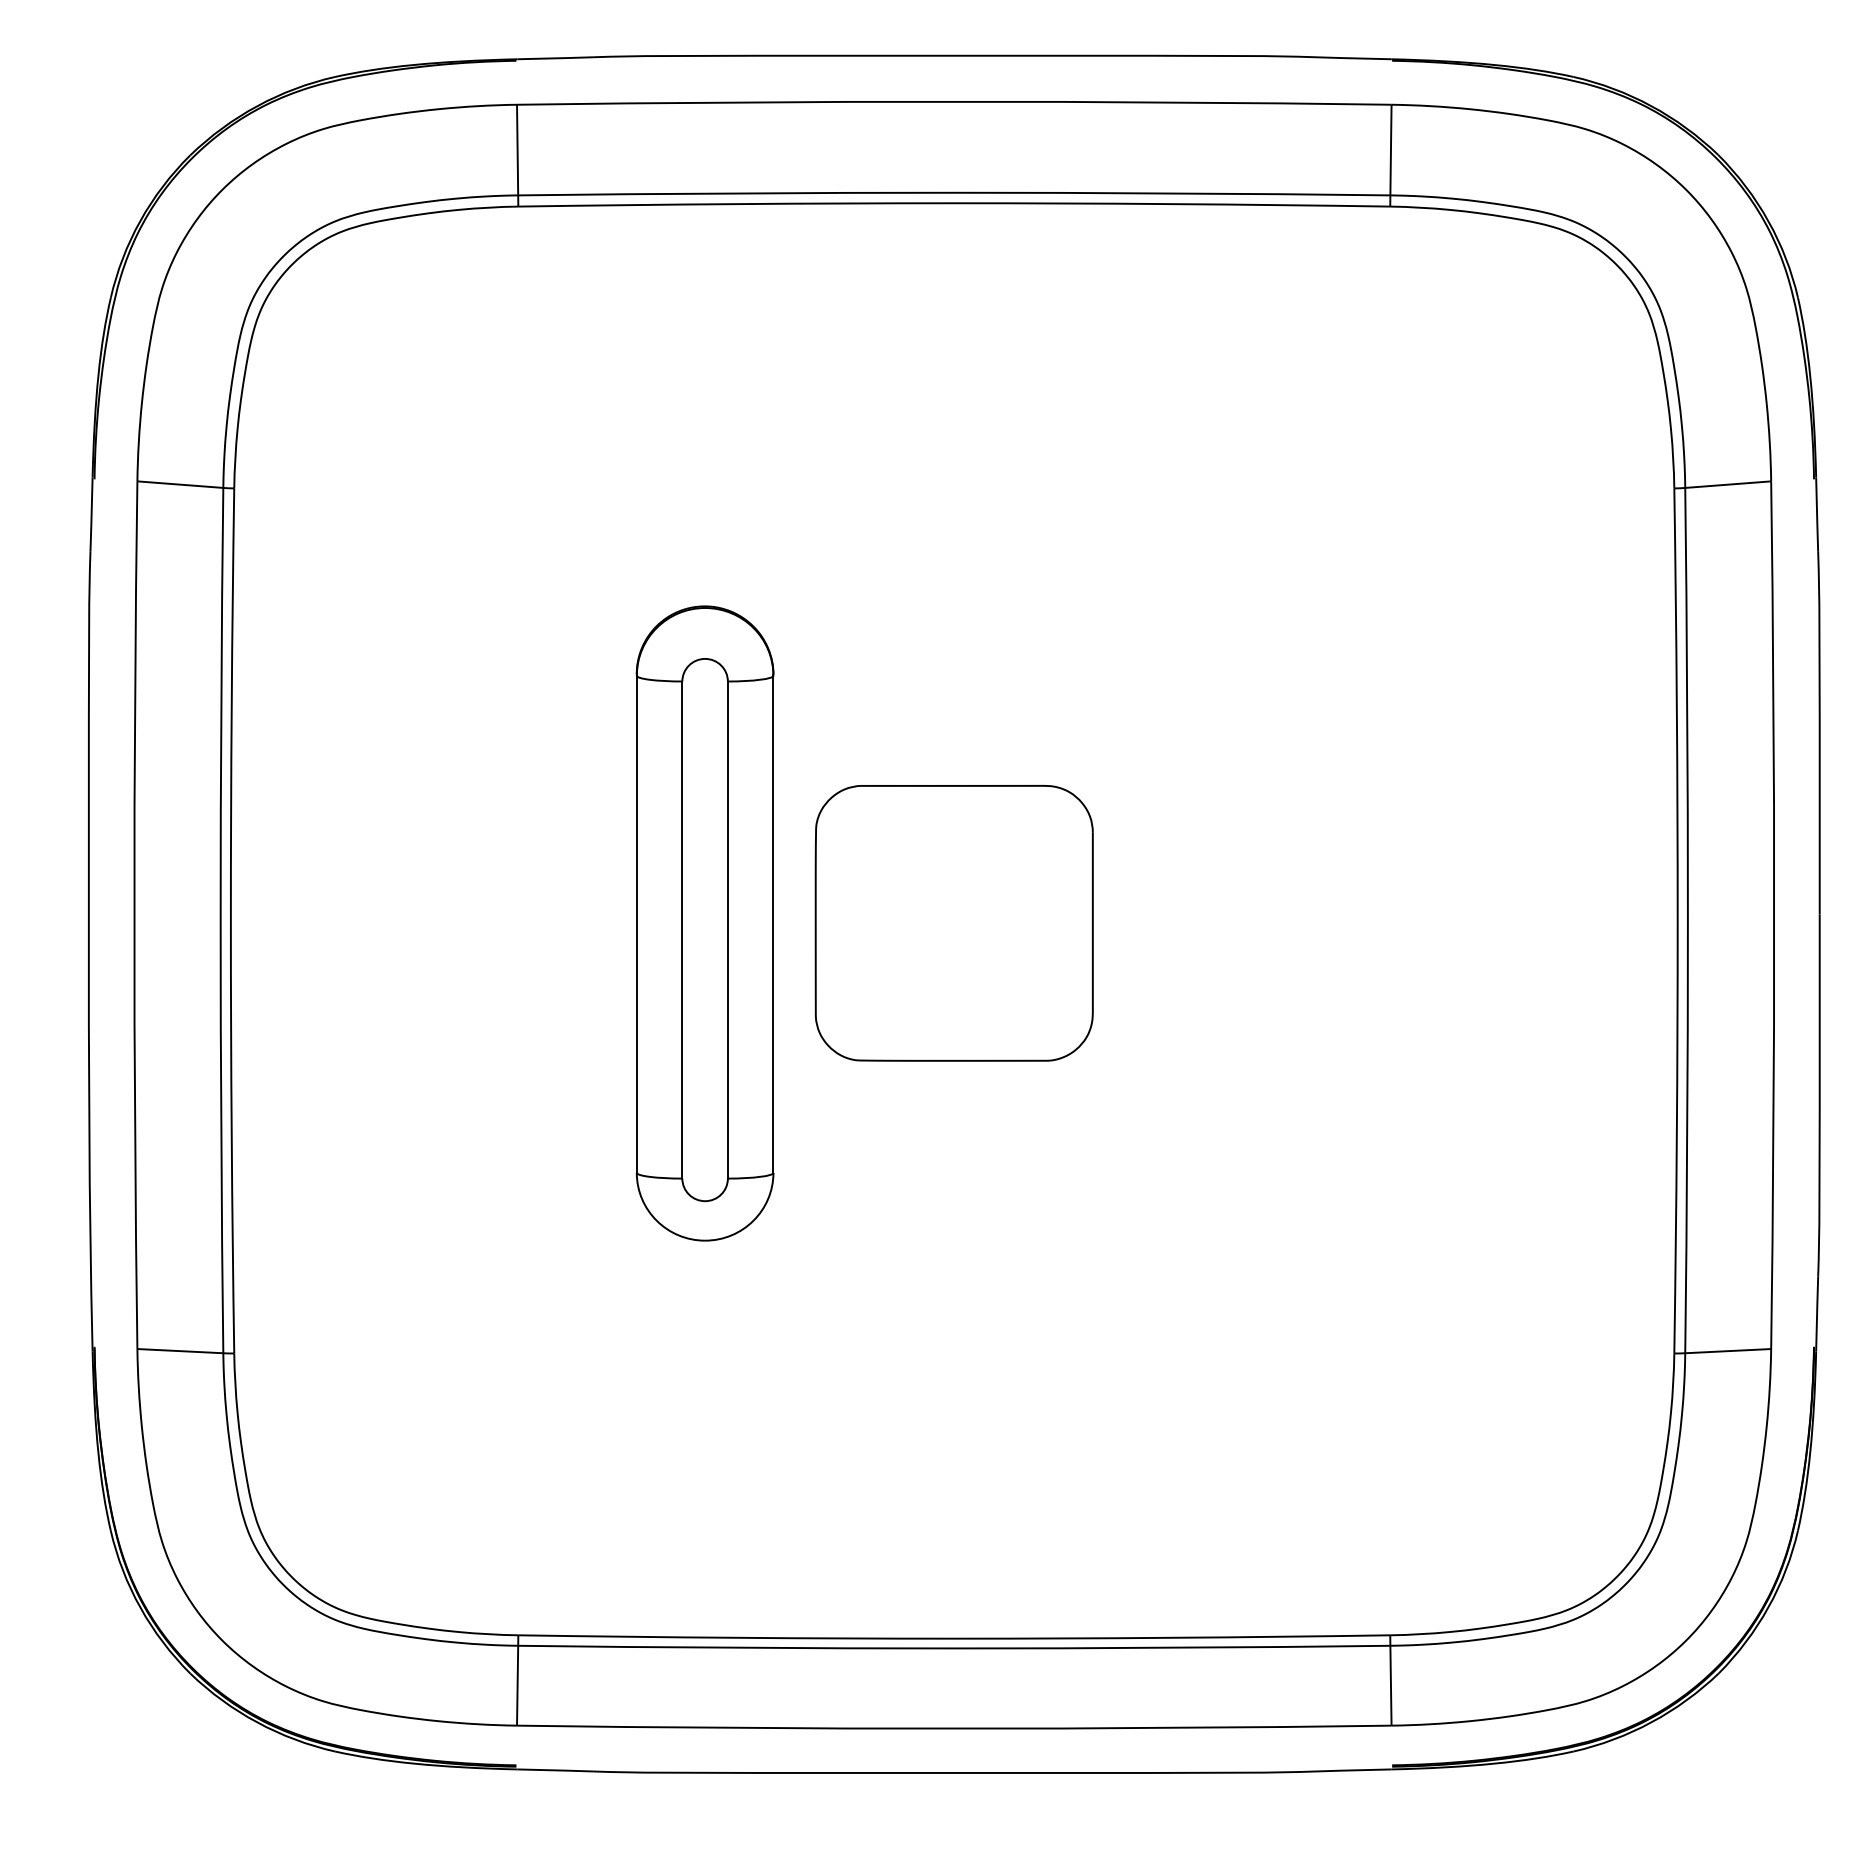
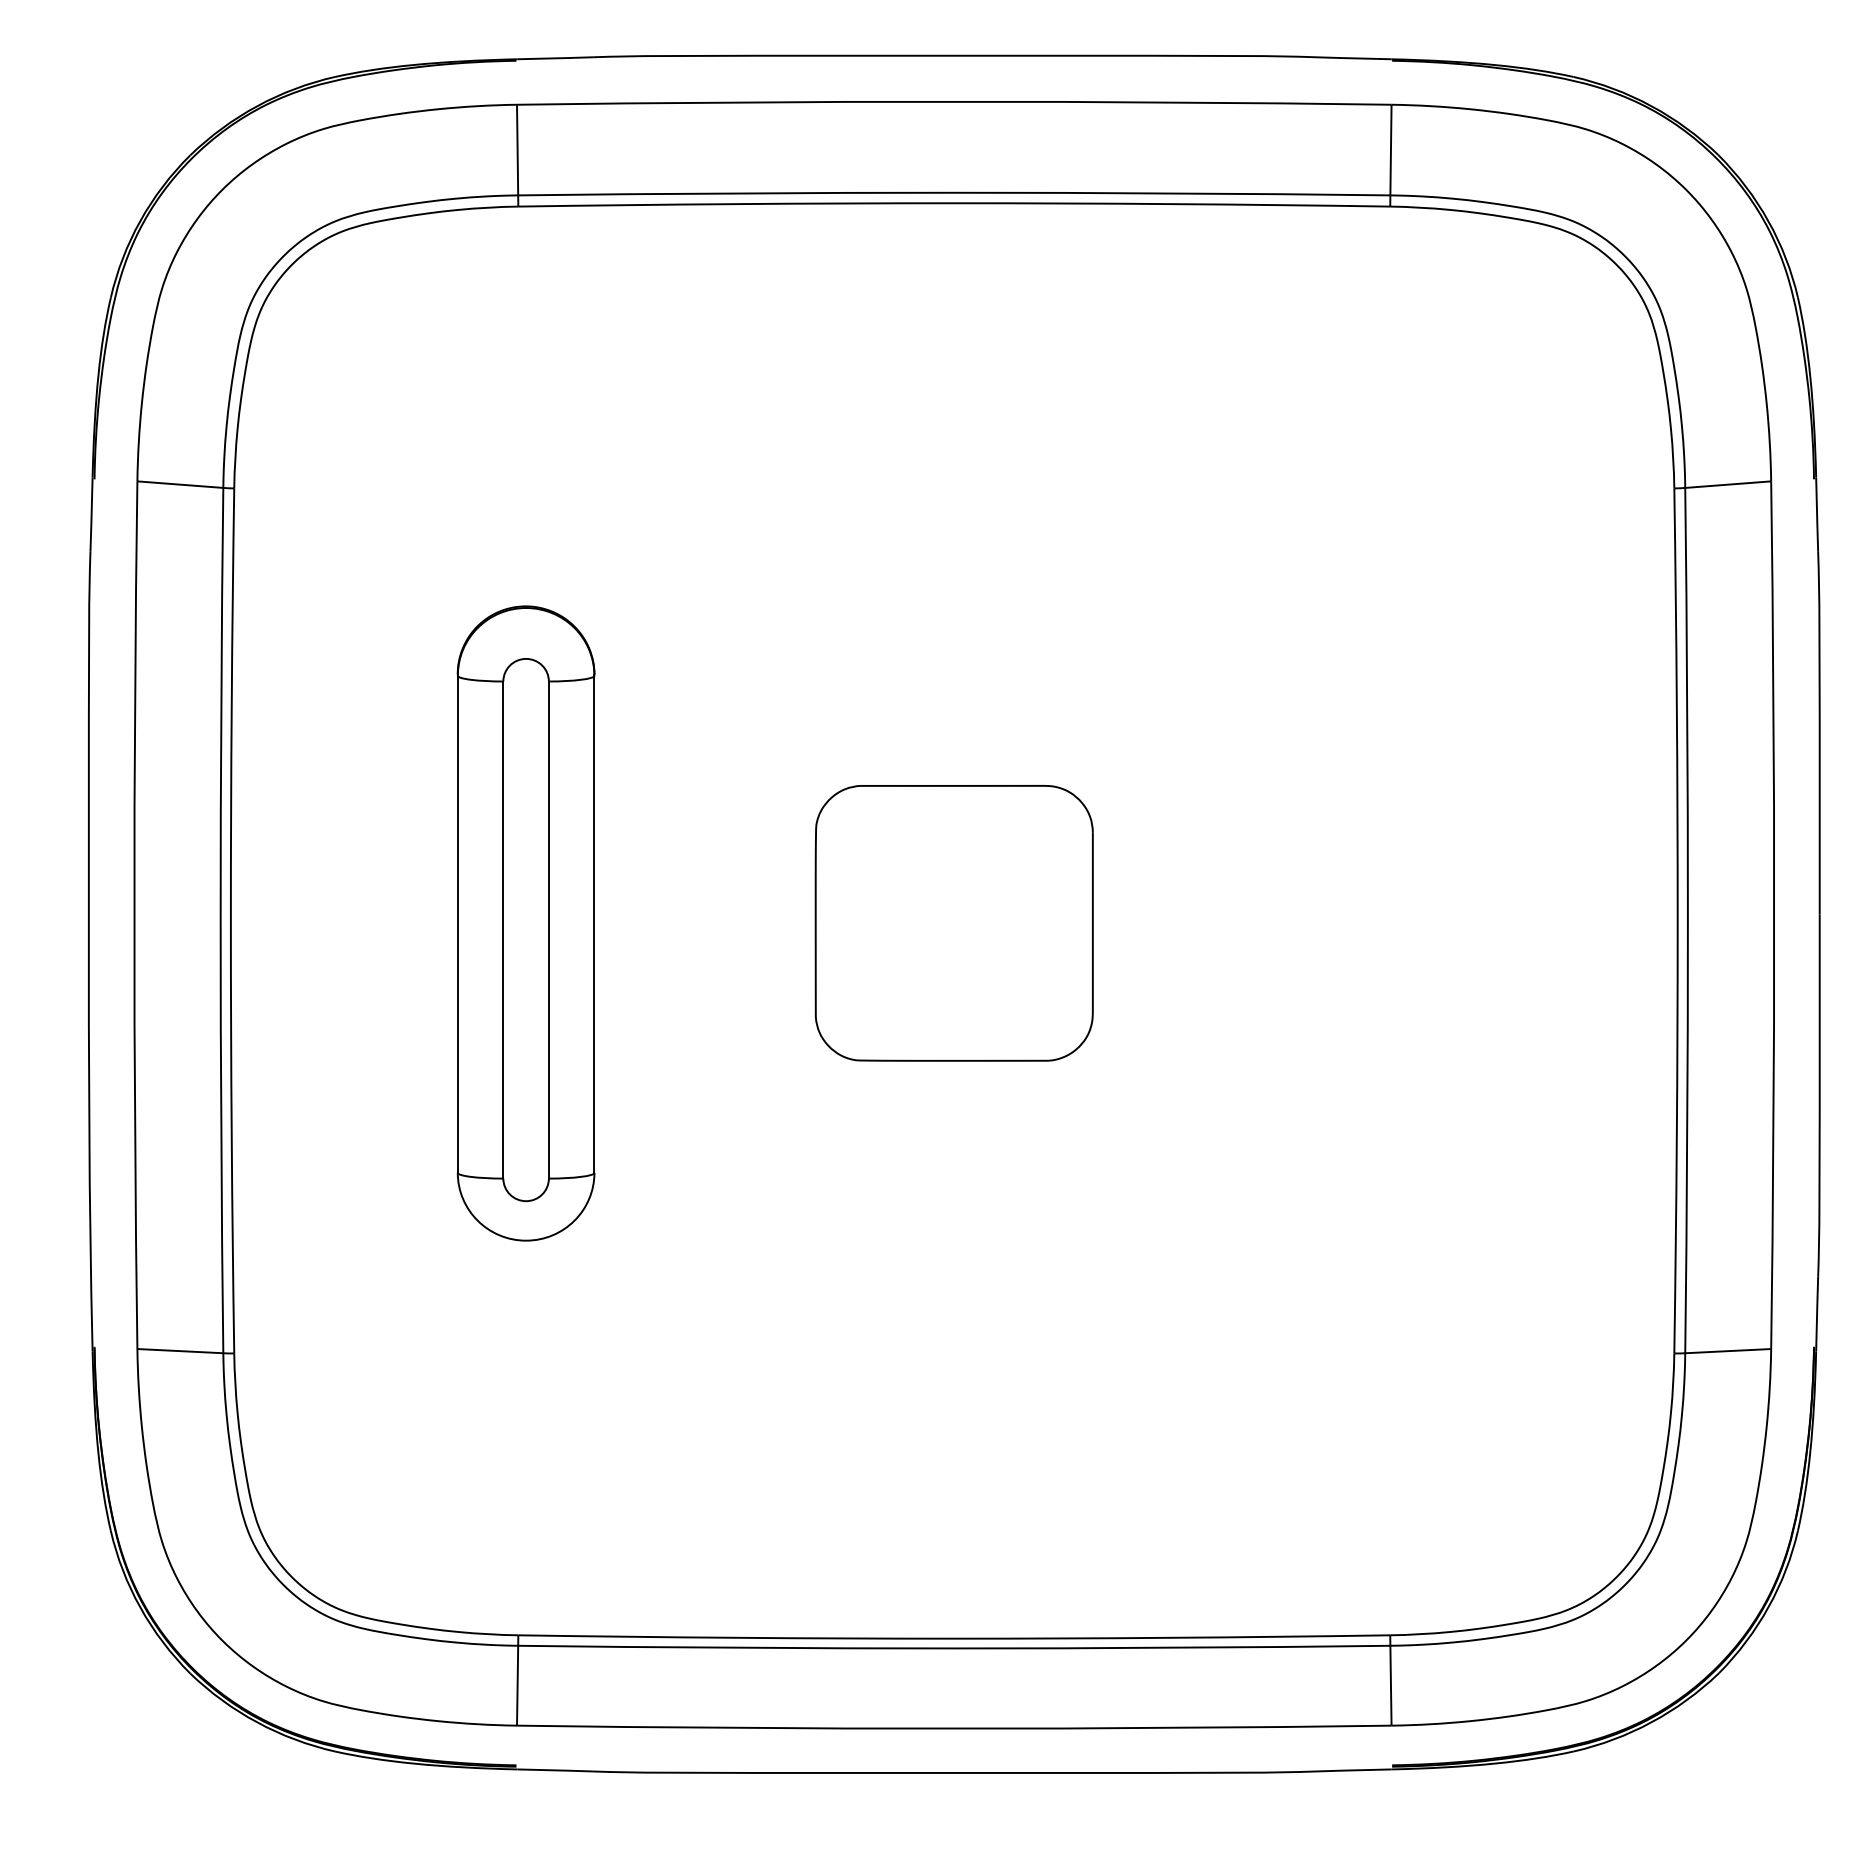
part position: (704, 923) -> (525, 923) (525, 923)
